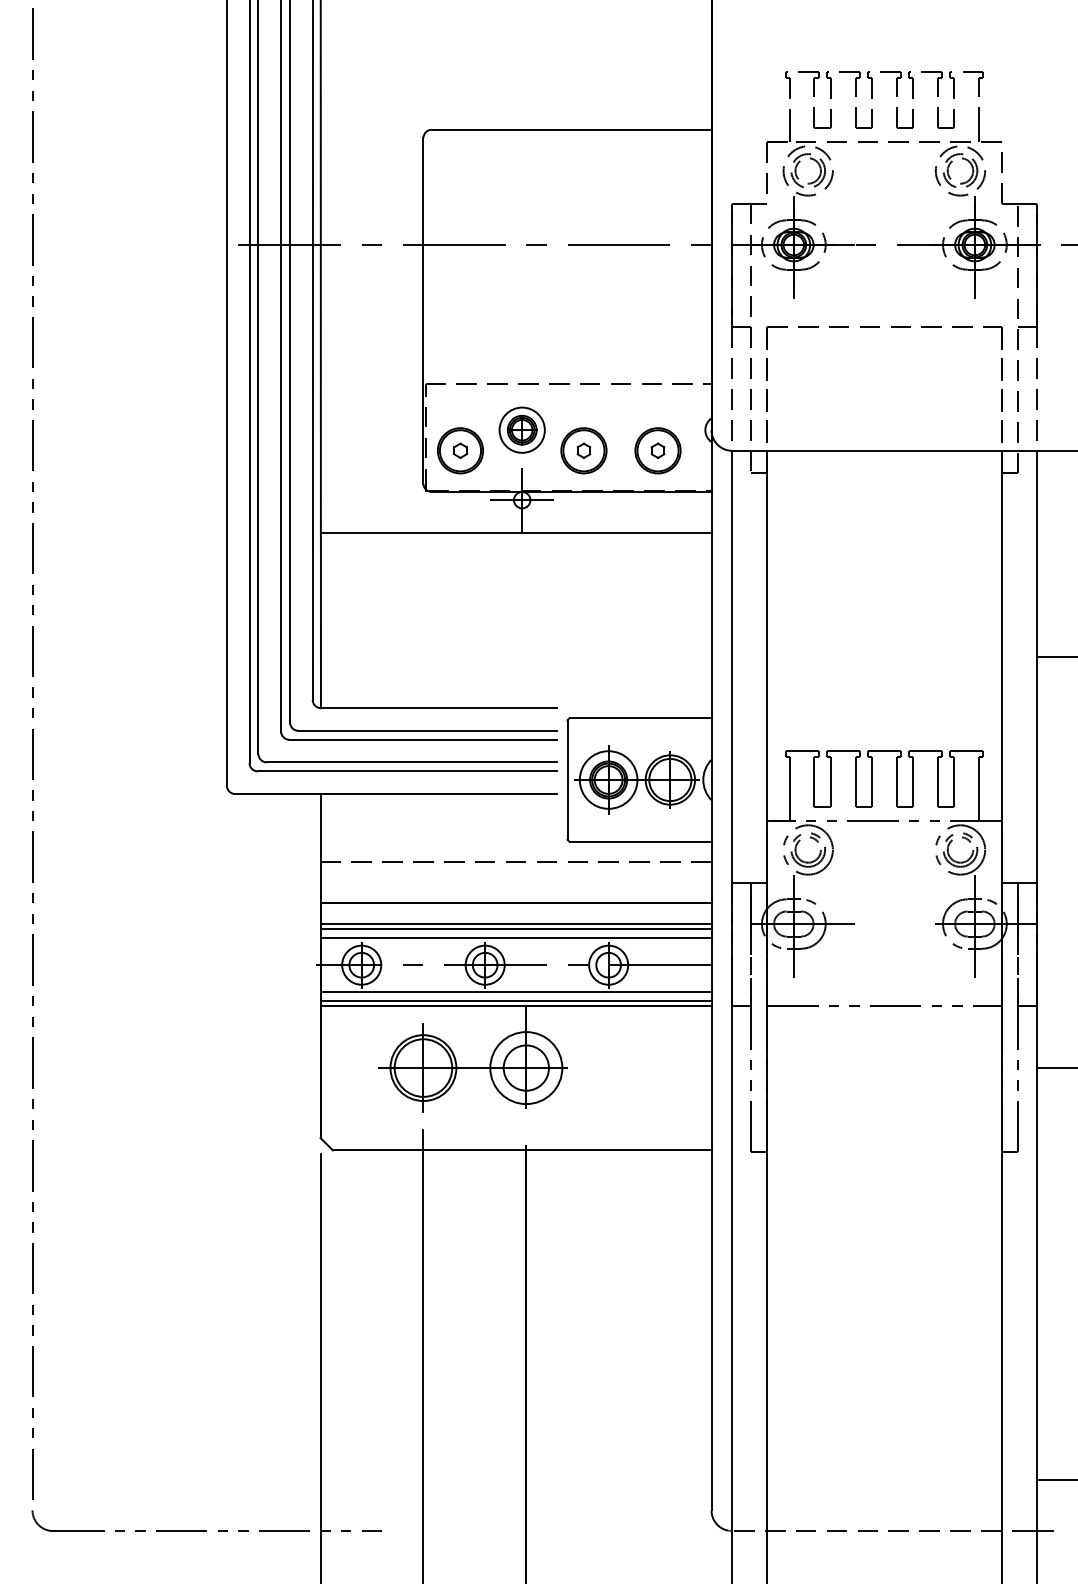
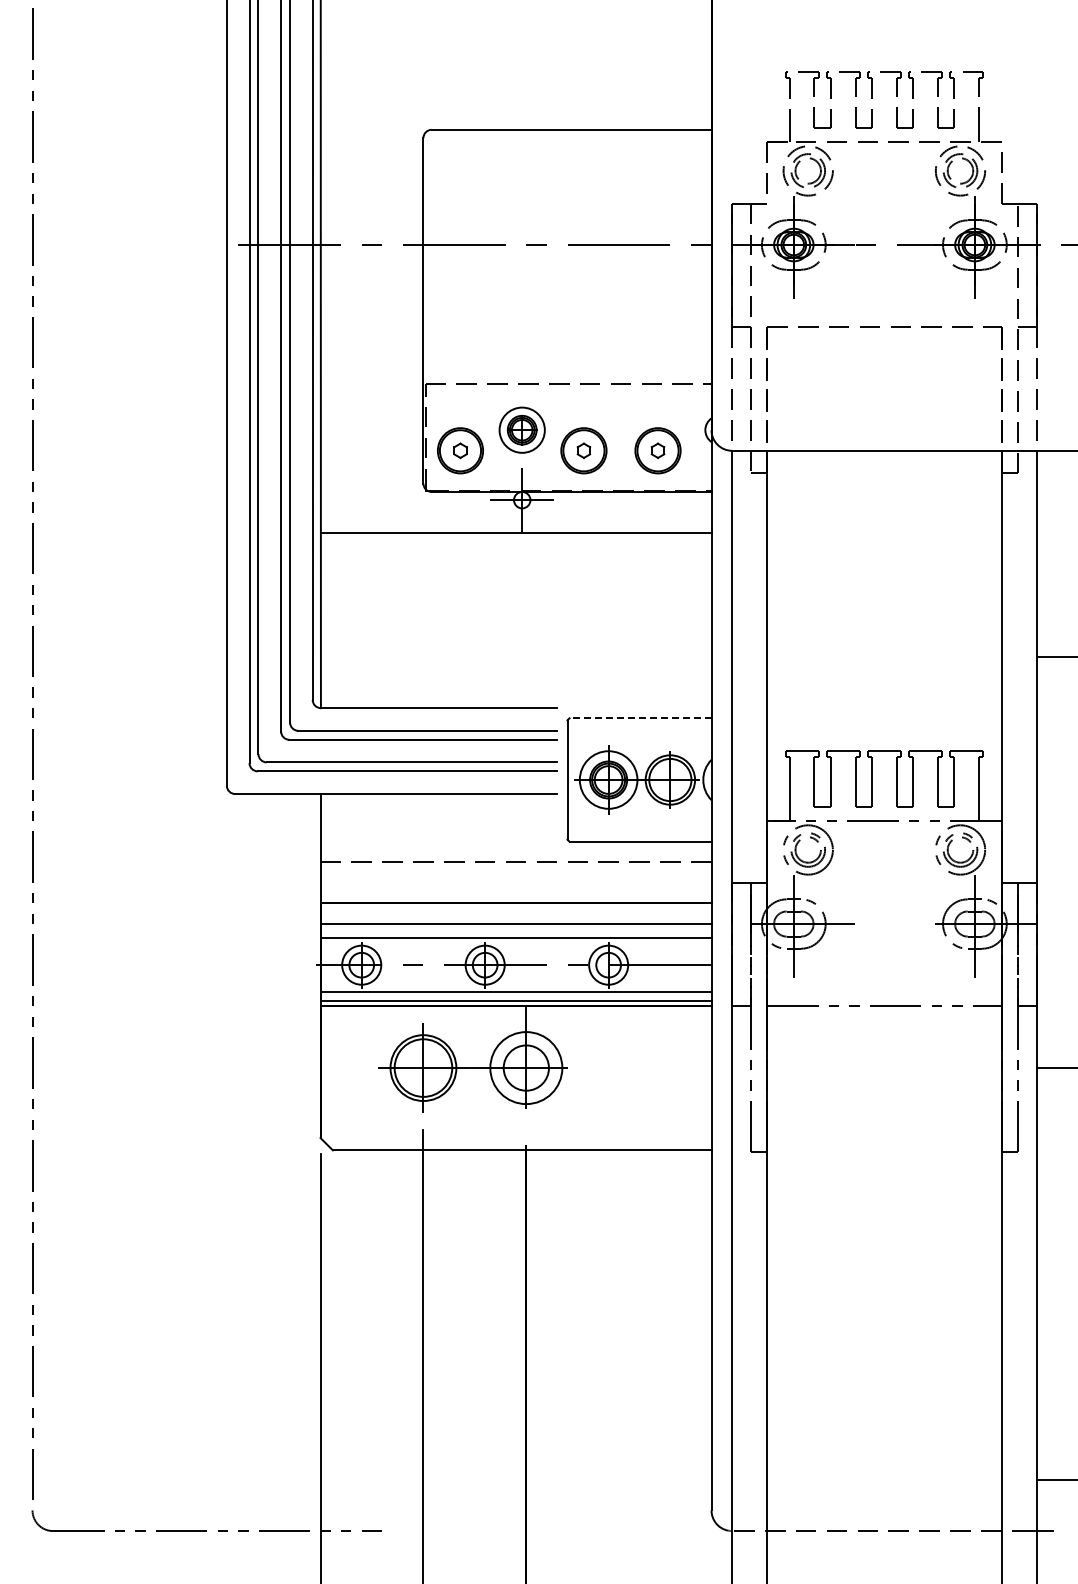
line: solid -> dashed (640, 718)
line: present -> none (515, 929)
